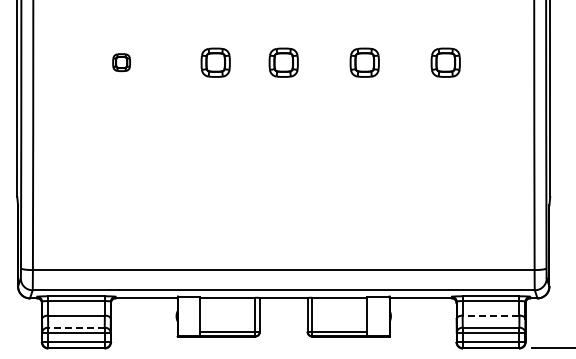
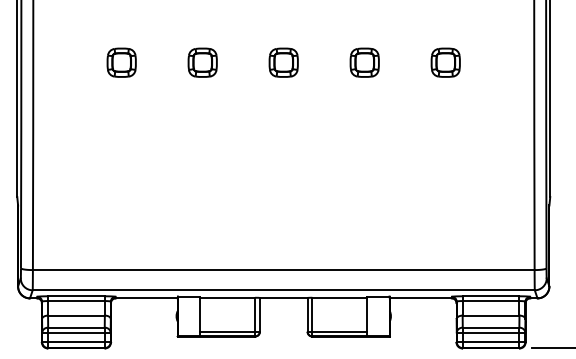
part size: 19x19 px -> 31x31 px (121, 62)
part position: (215, 62) -> (202, 62) (202, 62)
line: dashed -> solid (490, 315)
line: dashed -> solid (75, 327)
